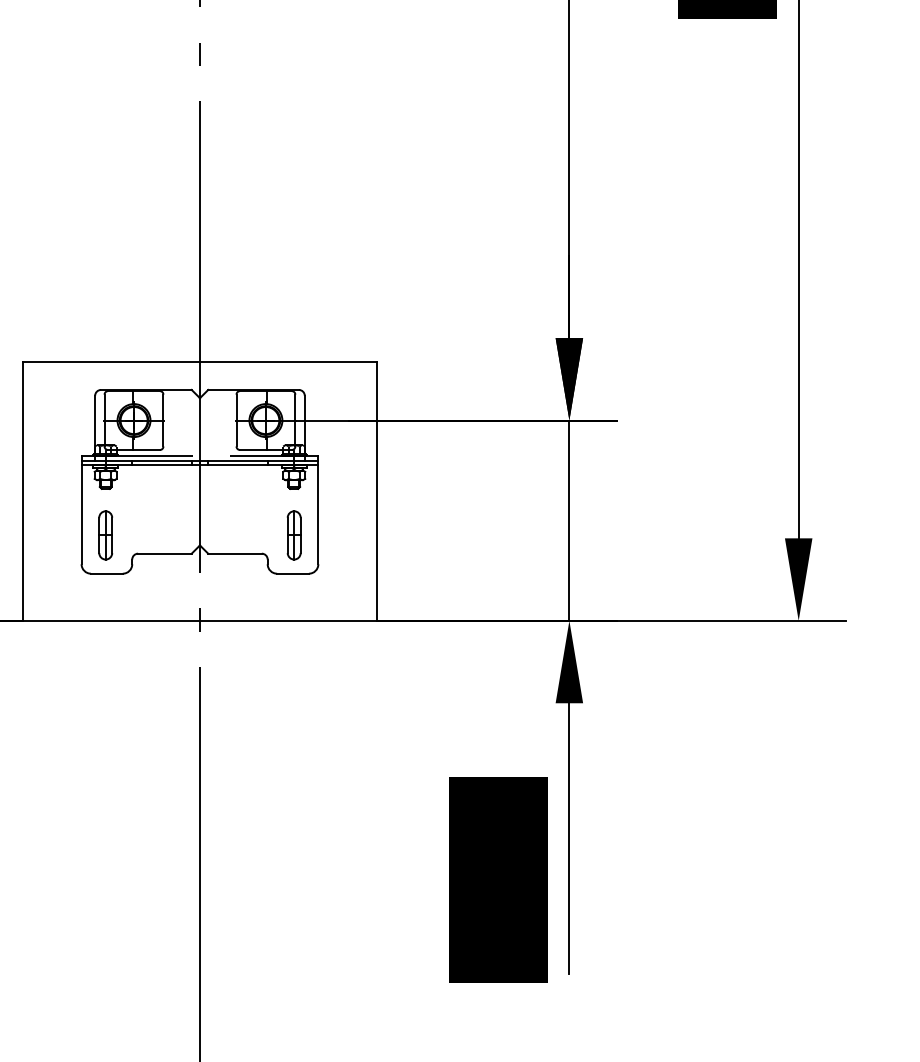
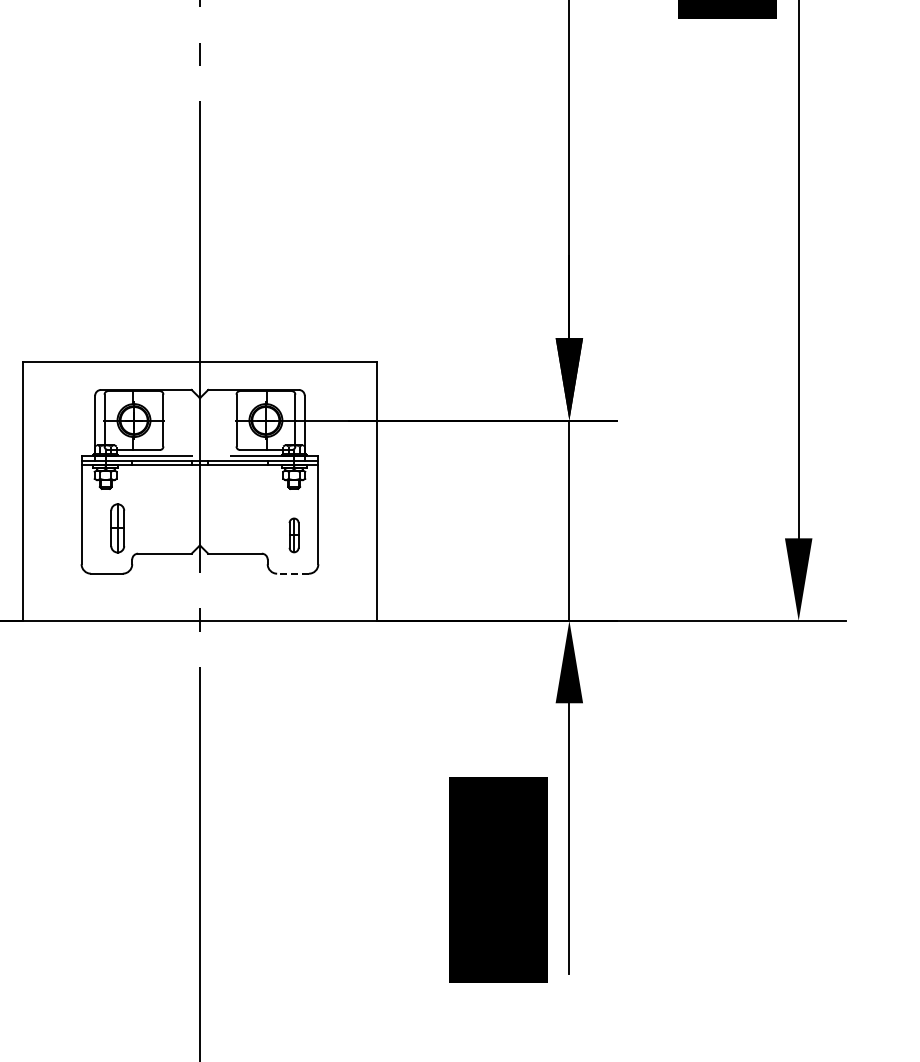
part position: (105, 535) -> (117, 528) (117, 528)
part size: 16x51 px -> 12x37 px (293, 535)
line: solid -> dashed (292, 573)
